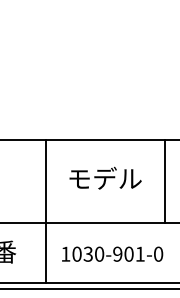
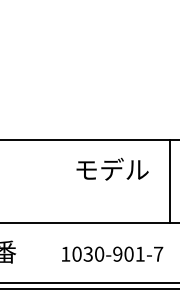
text position: (105, 177) -> (112, 168) (112, 168)
line position: (165, 181) -> (170, 181) (170, 181)
line: present -> none (46, 211)
text: 1030-901-0 -> 1030-901-7 (158, 253)
